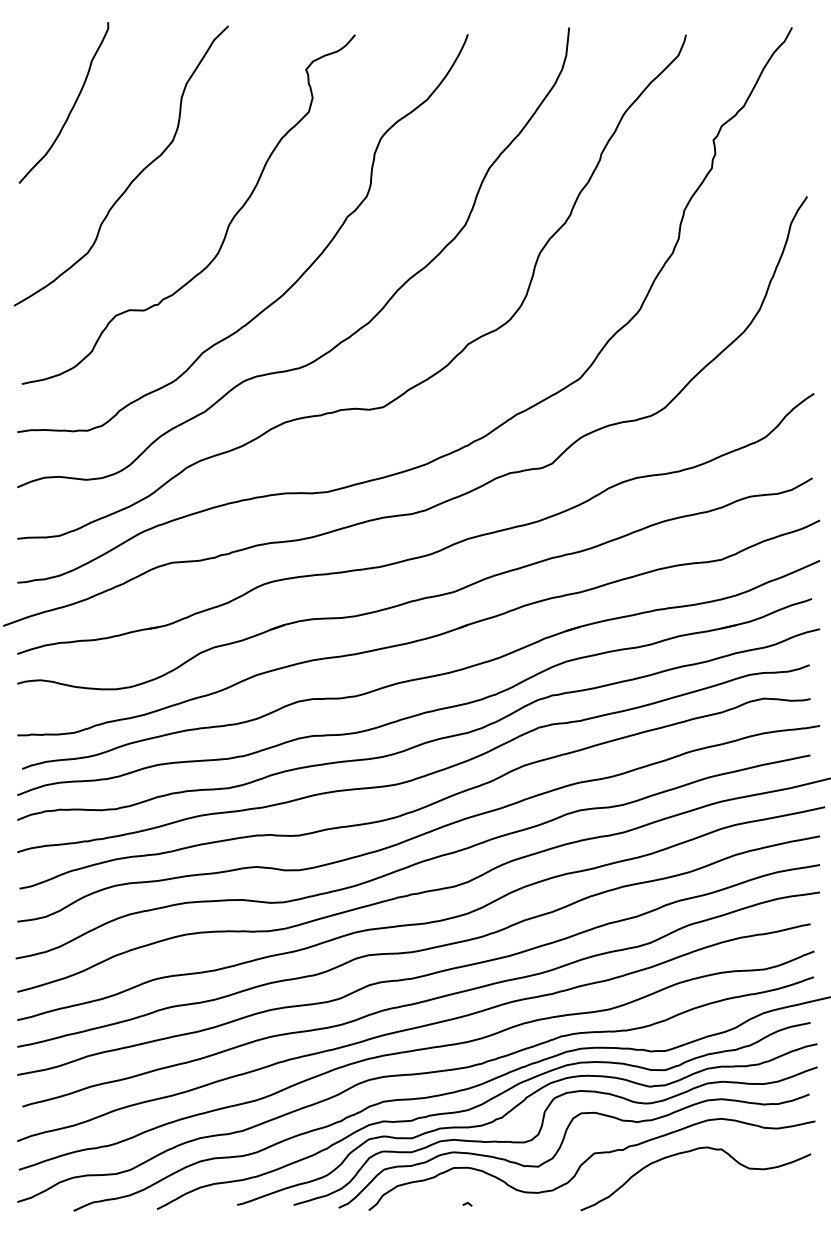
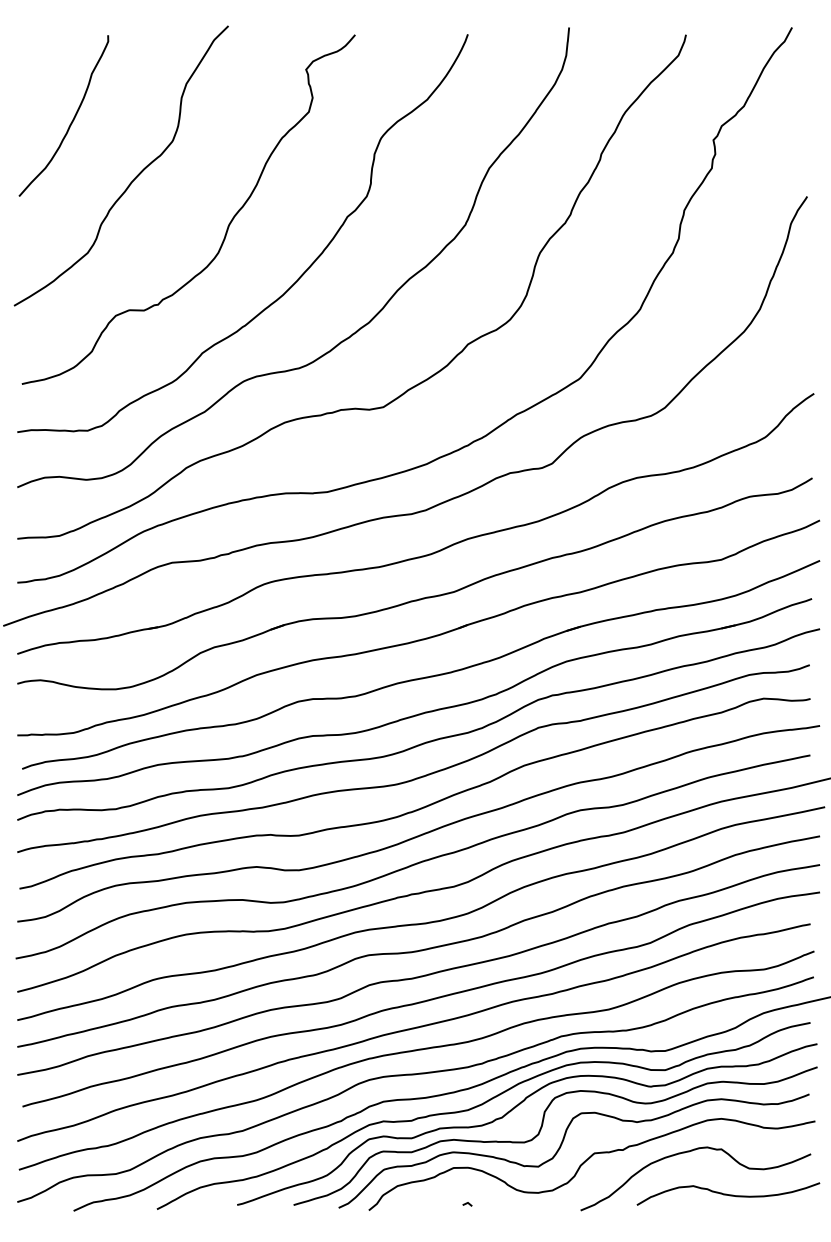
curve position: (72, 106) -> (72, 119) (72, 119)
curve: none -> present (728, 1194)
